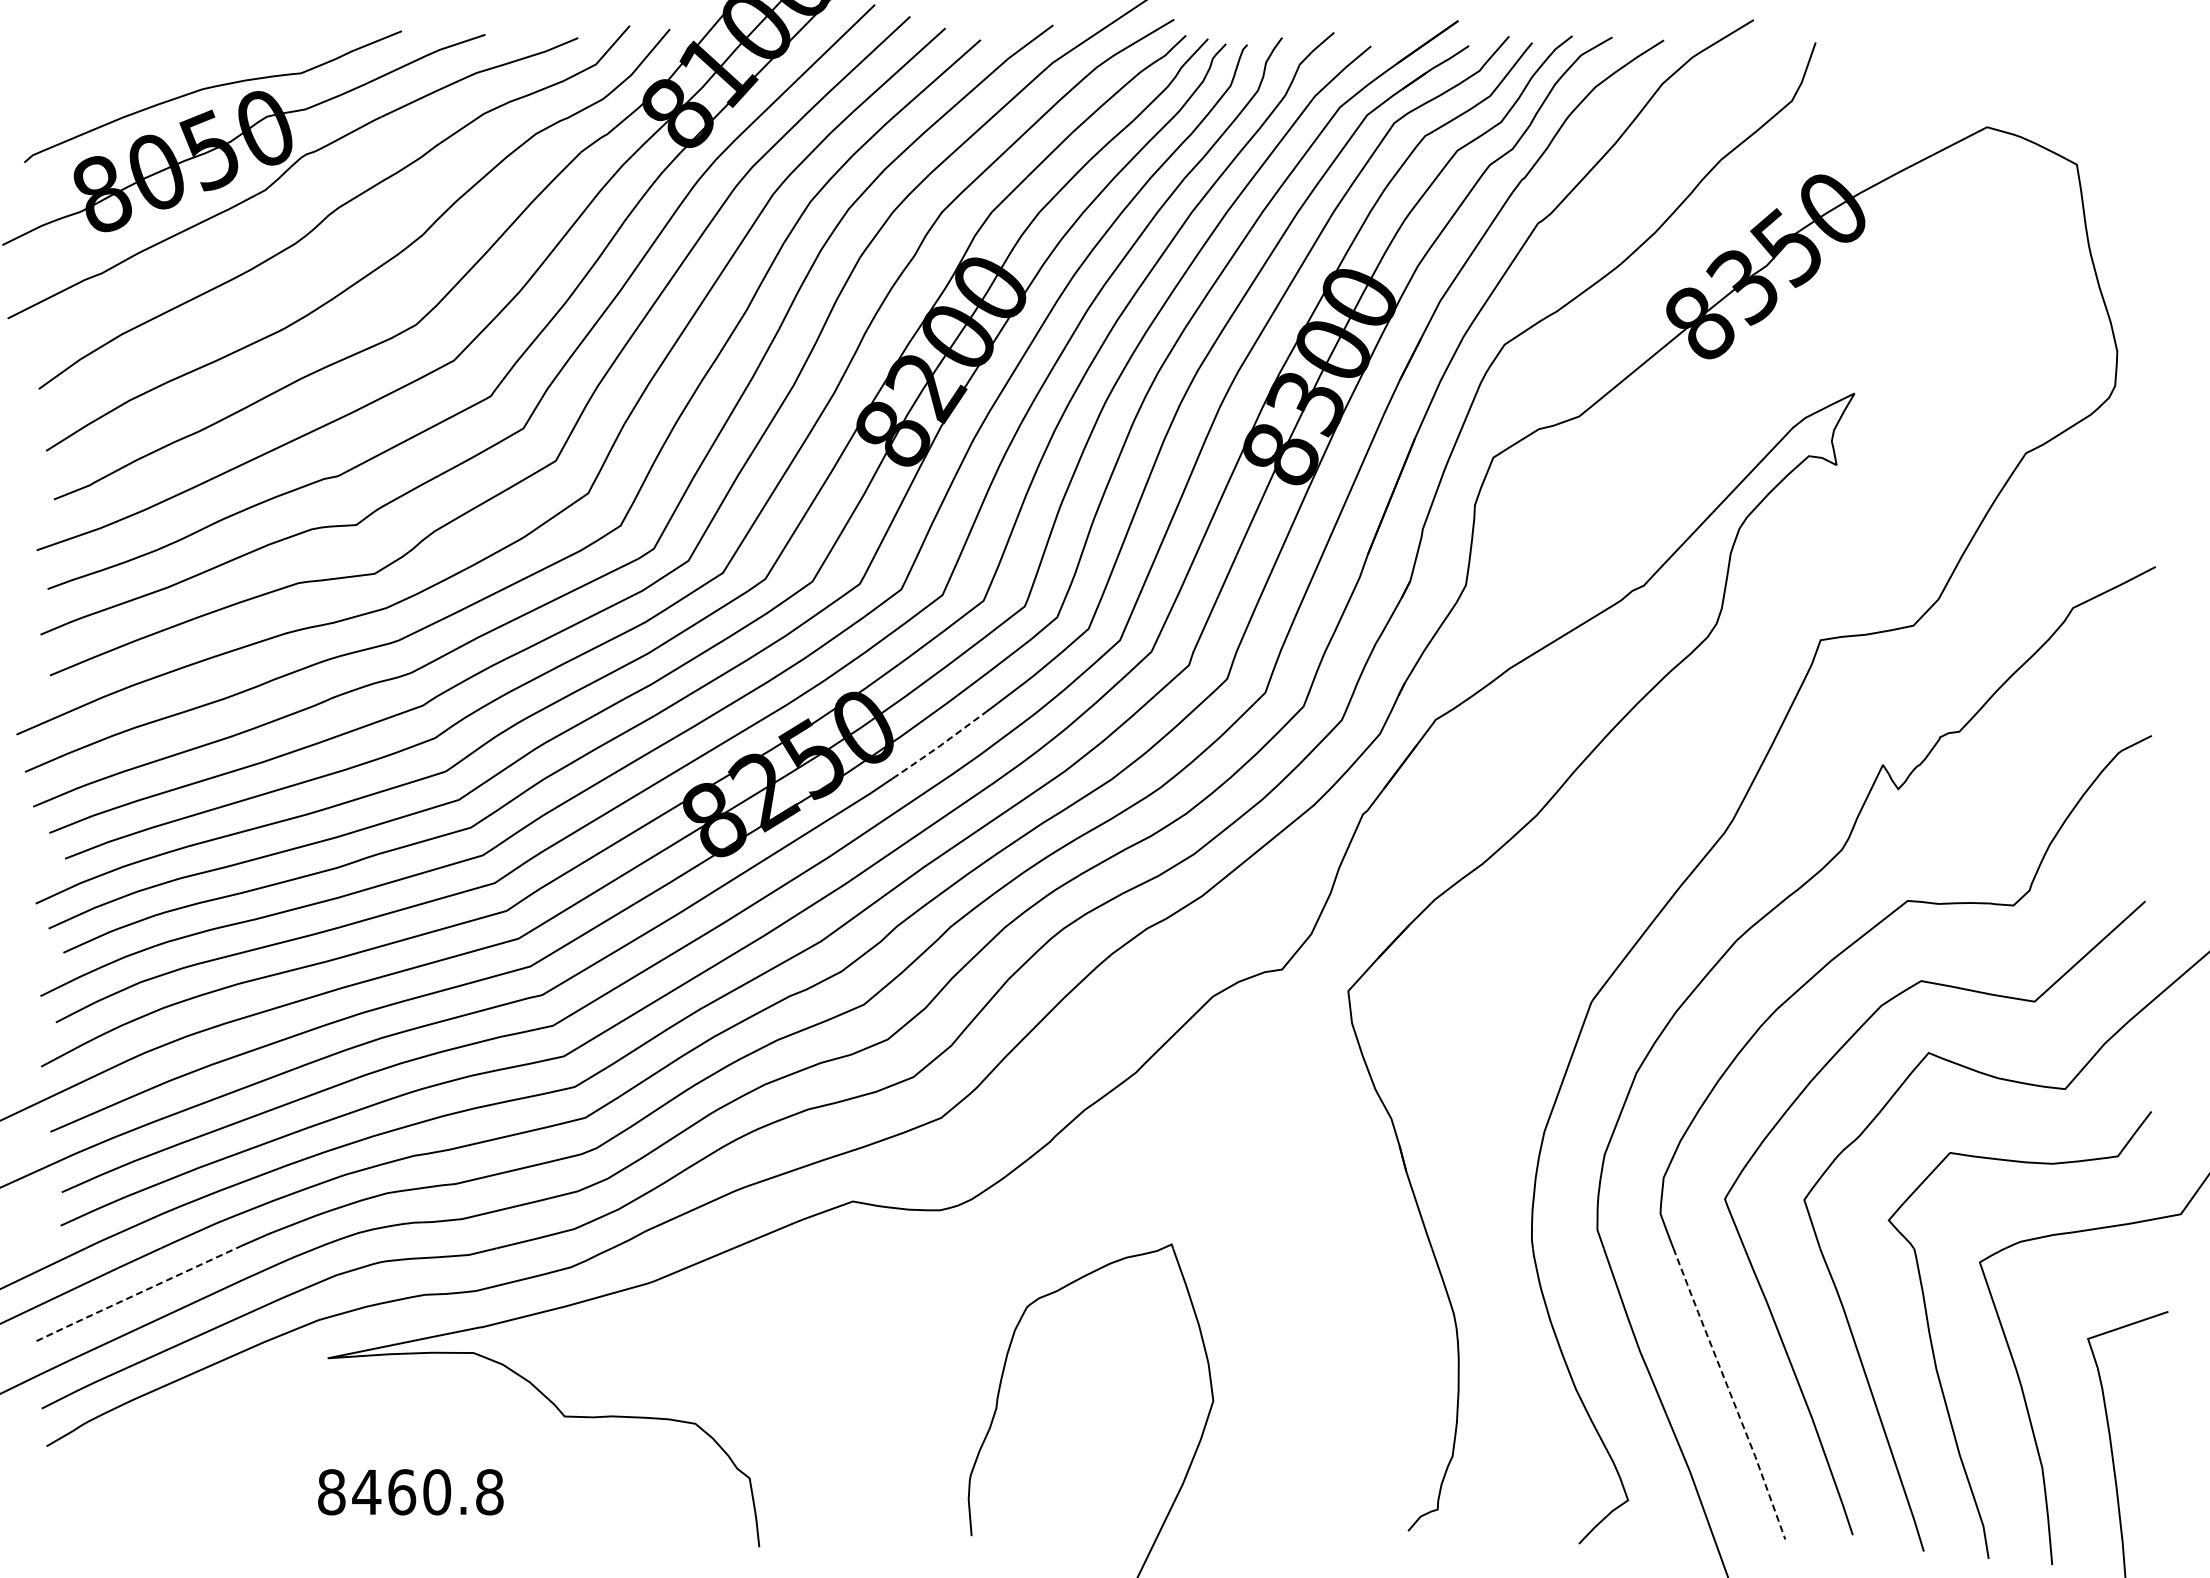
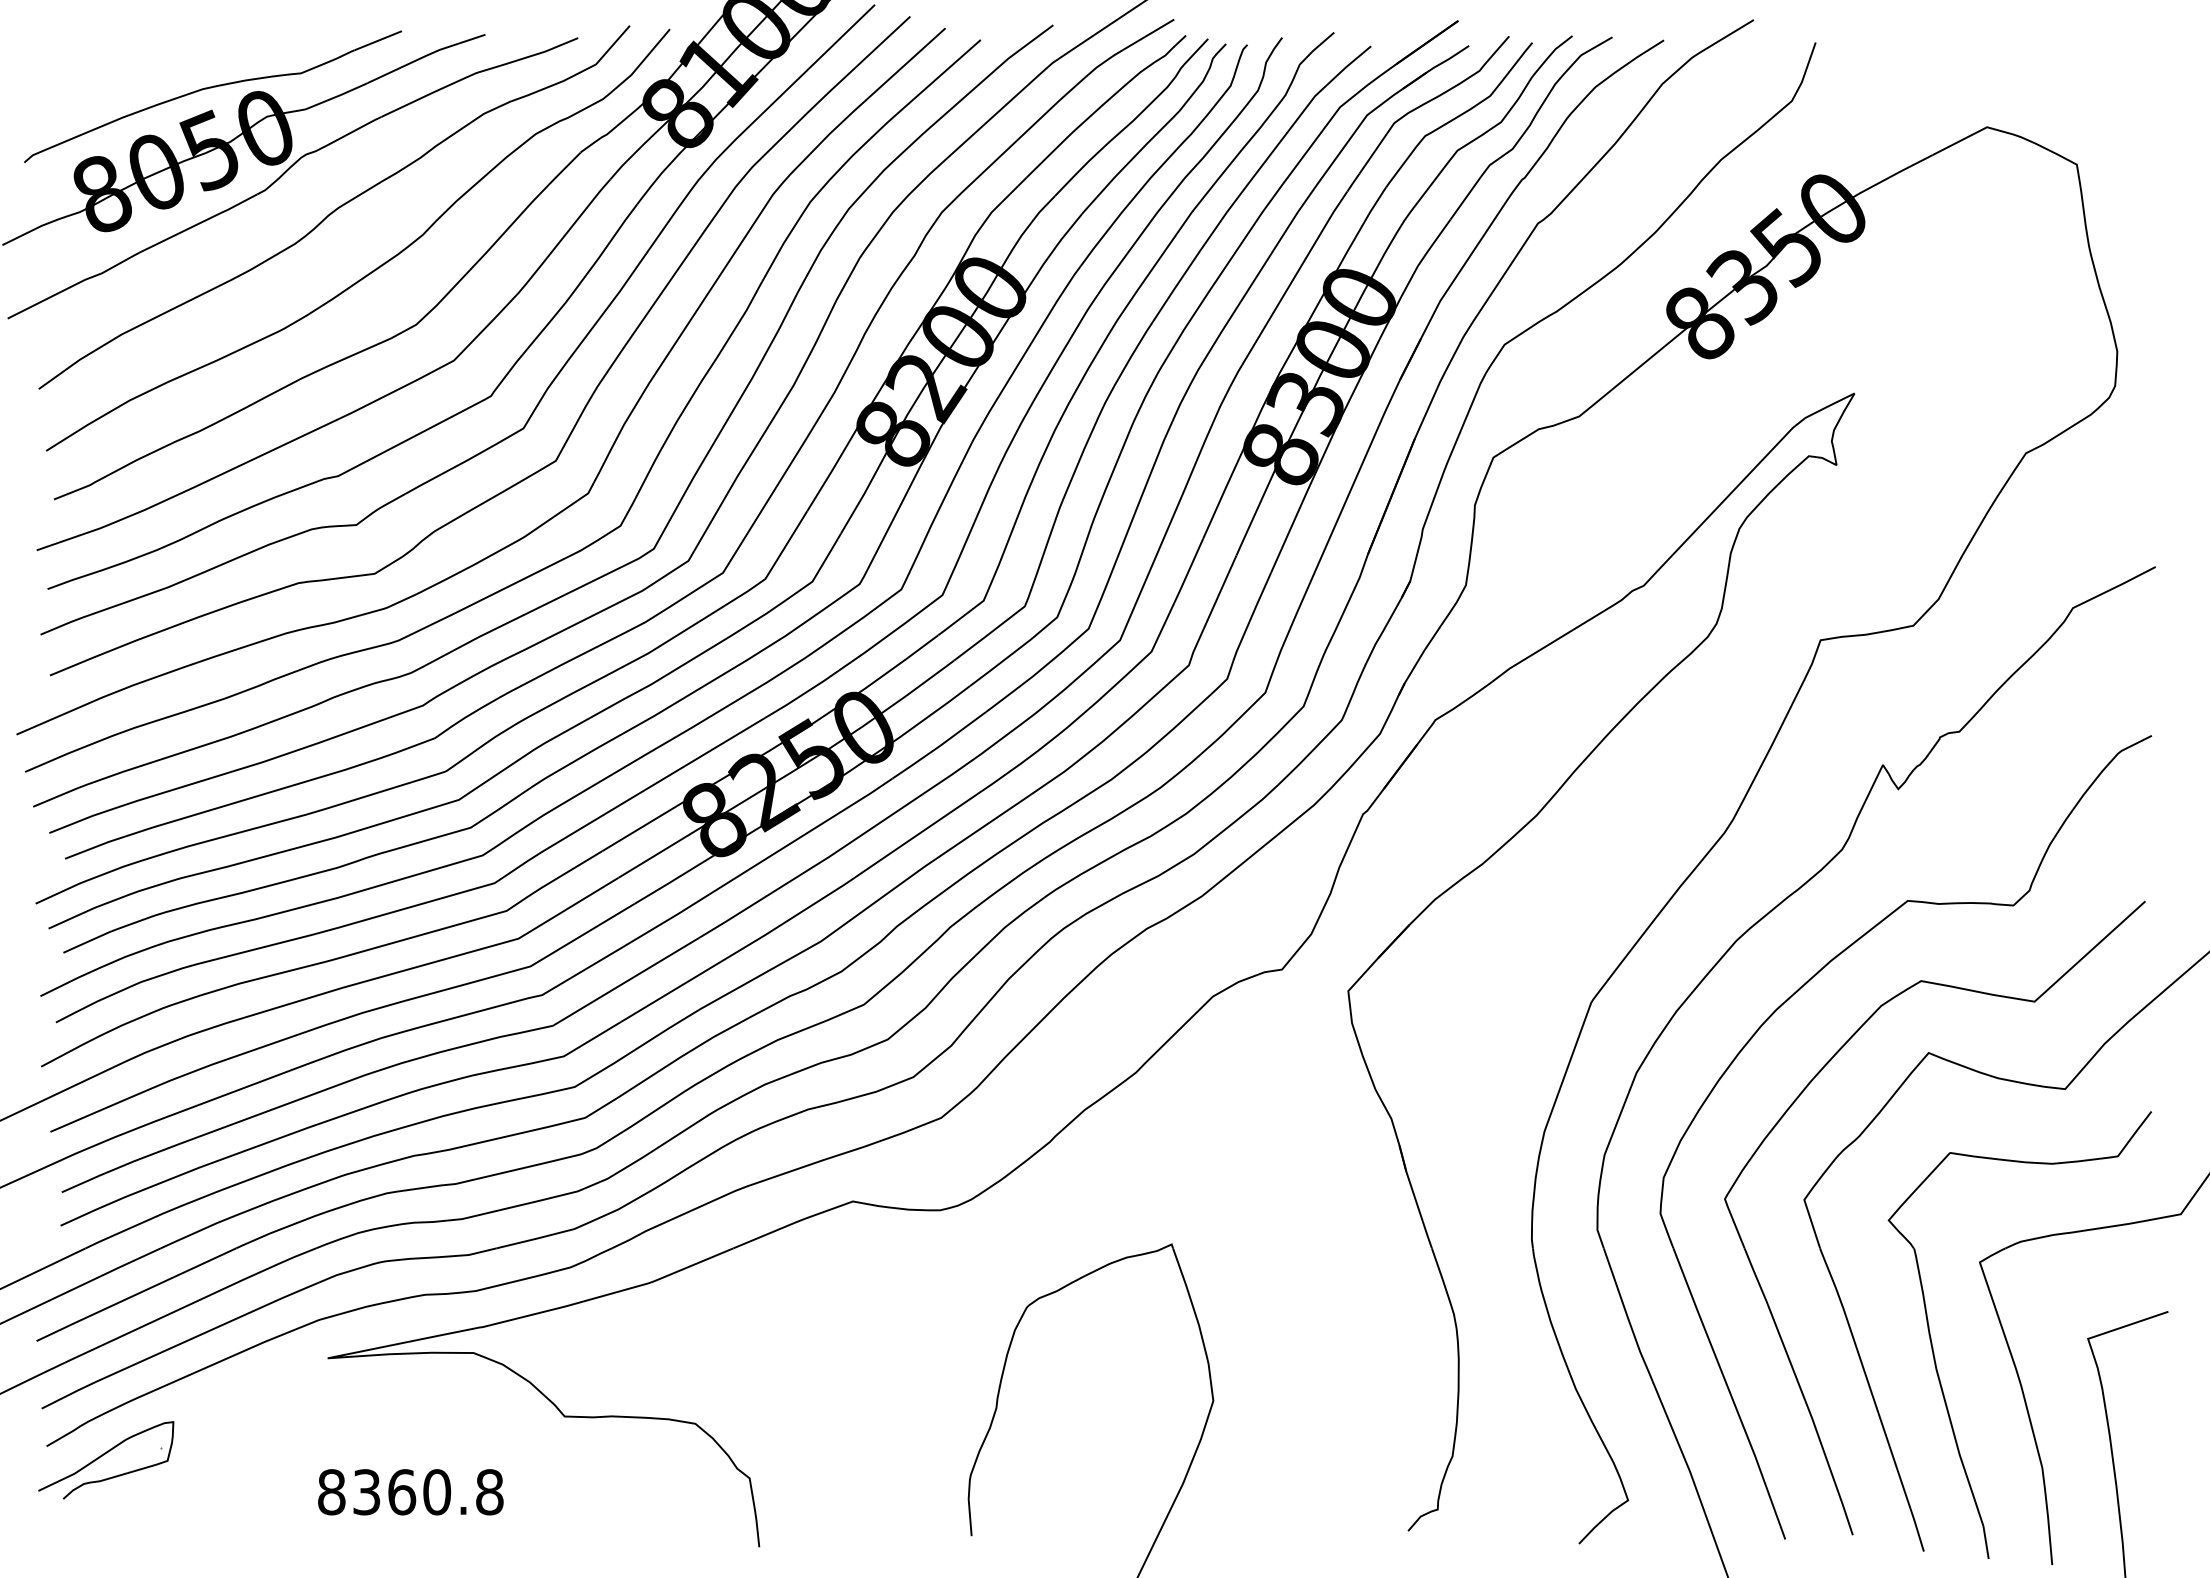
line: dashed -> solid (939, 746)
line: dashed -> solid (135, 1294)
line: dashed -> solid (1730, 1394)
part: none -> present (106, 1460)
text: 8460.8 -> 8360.8 (366, 1492)
